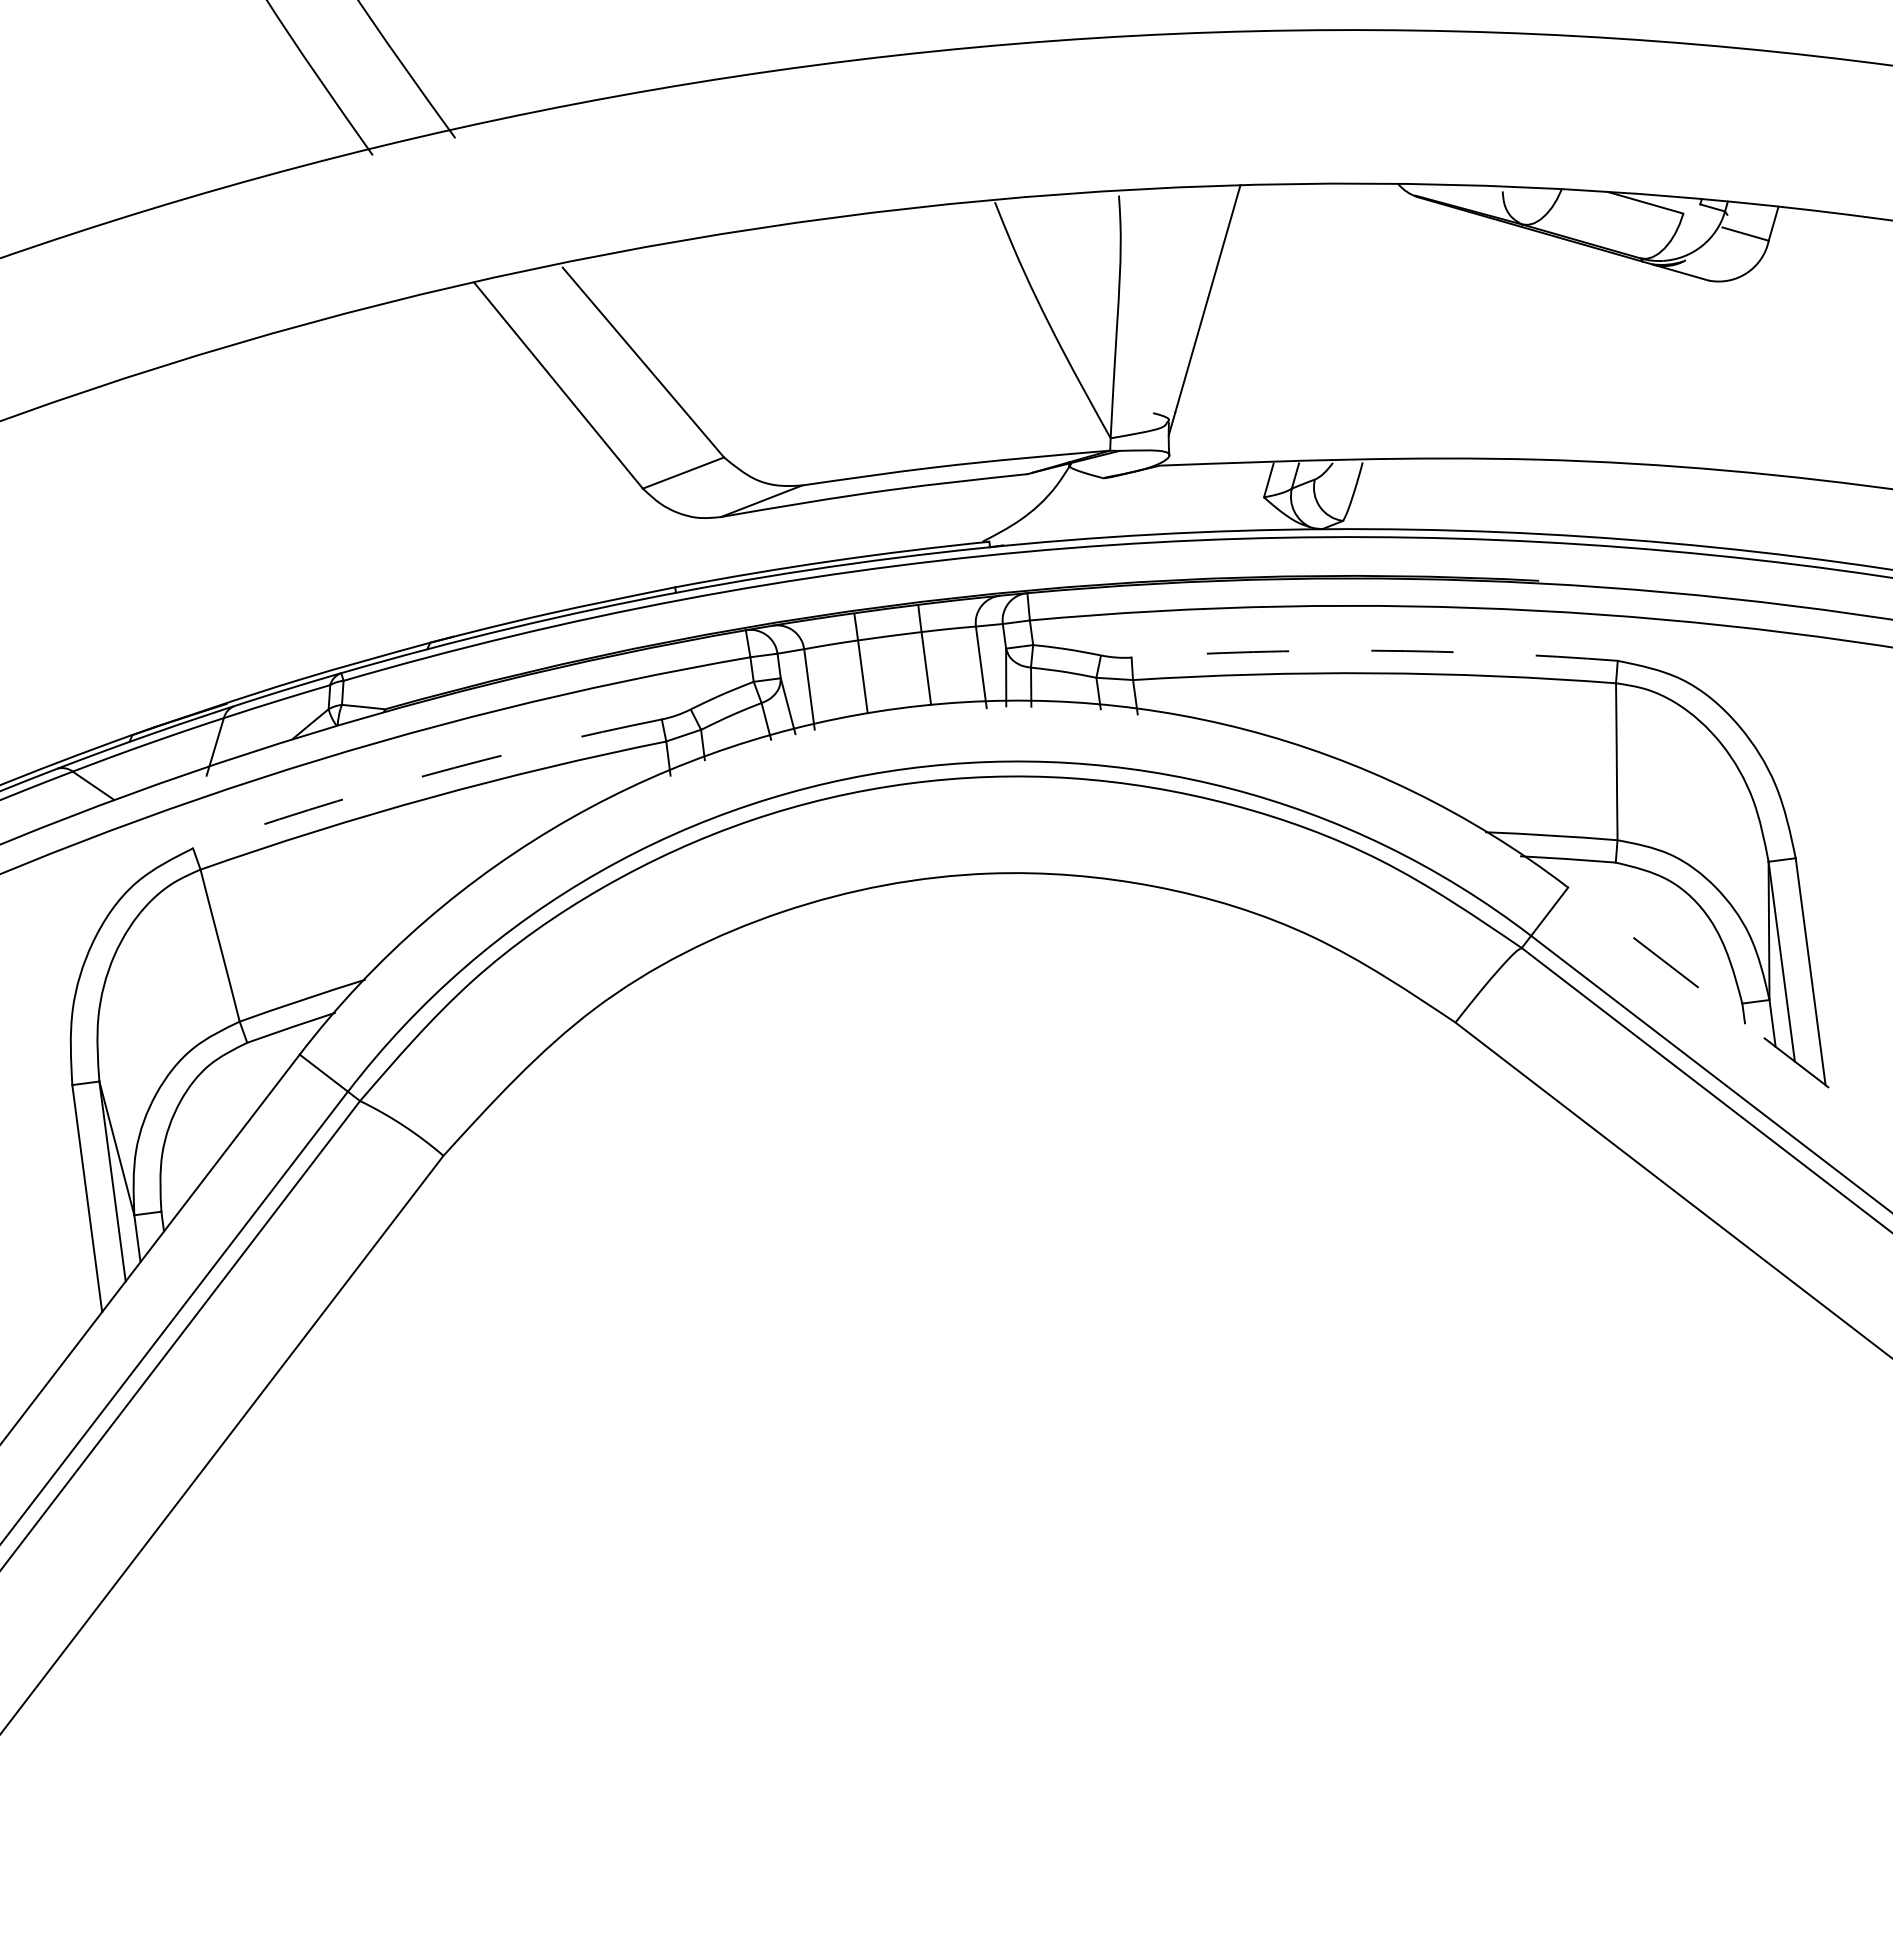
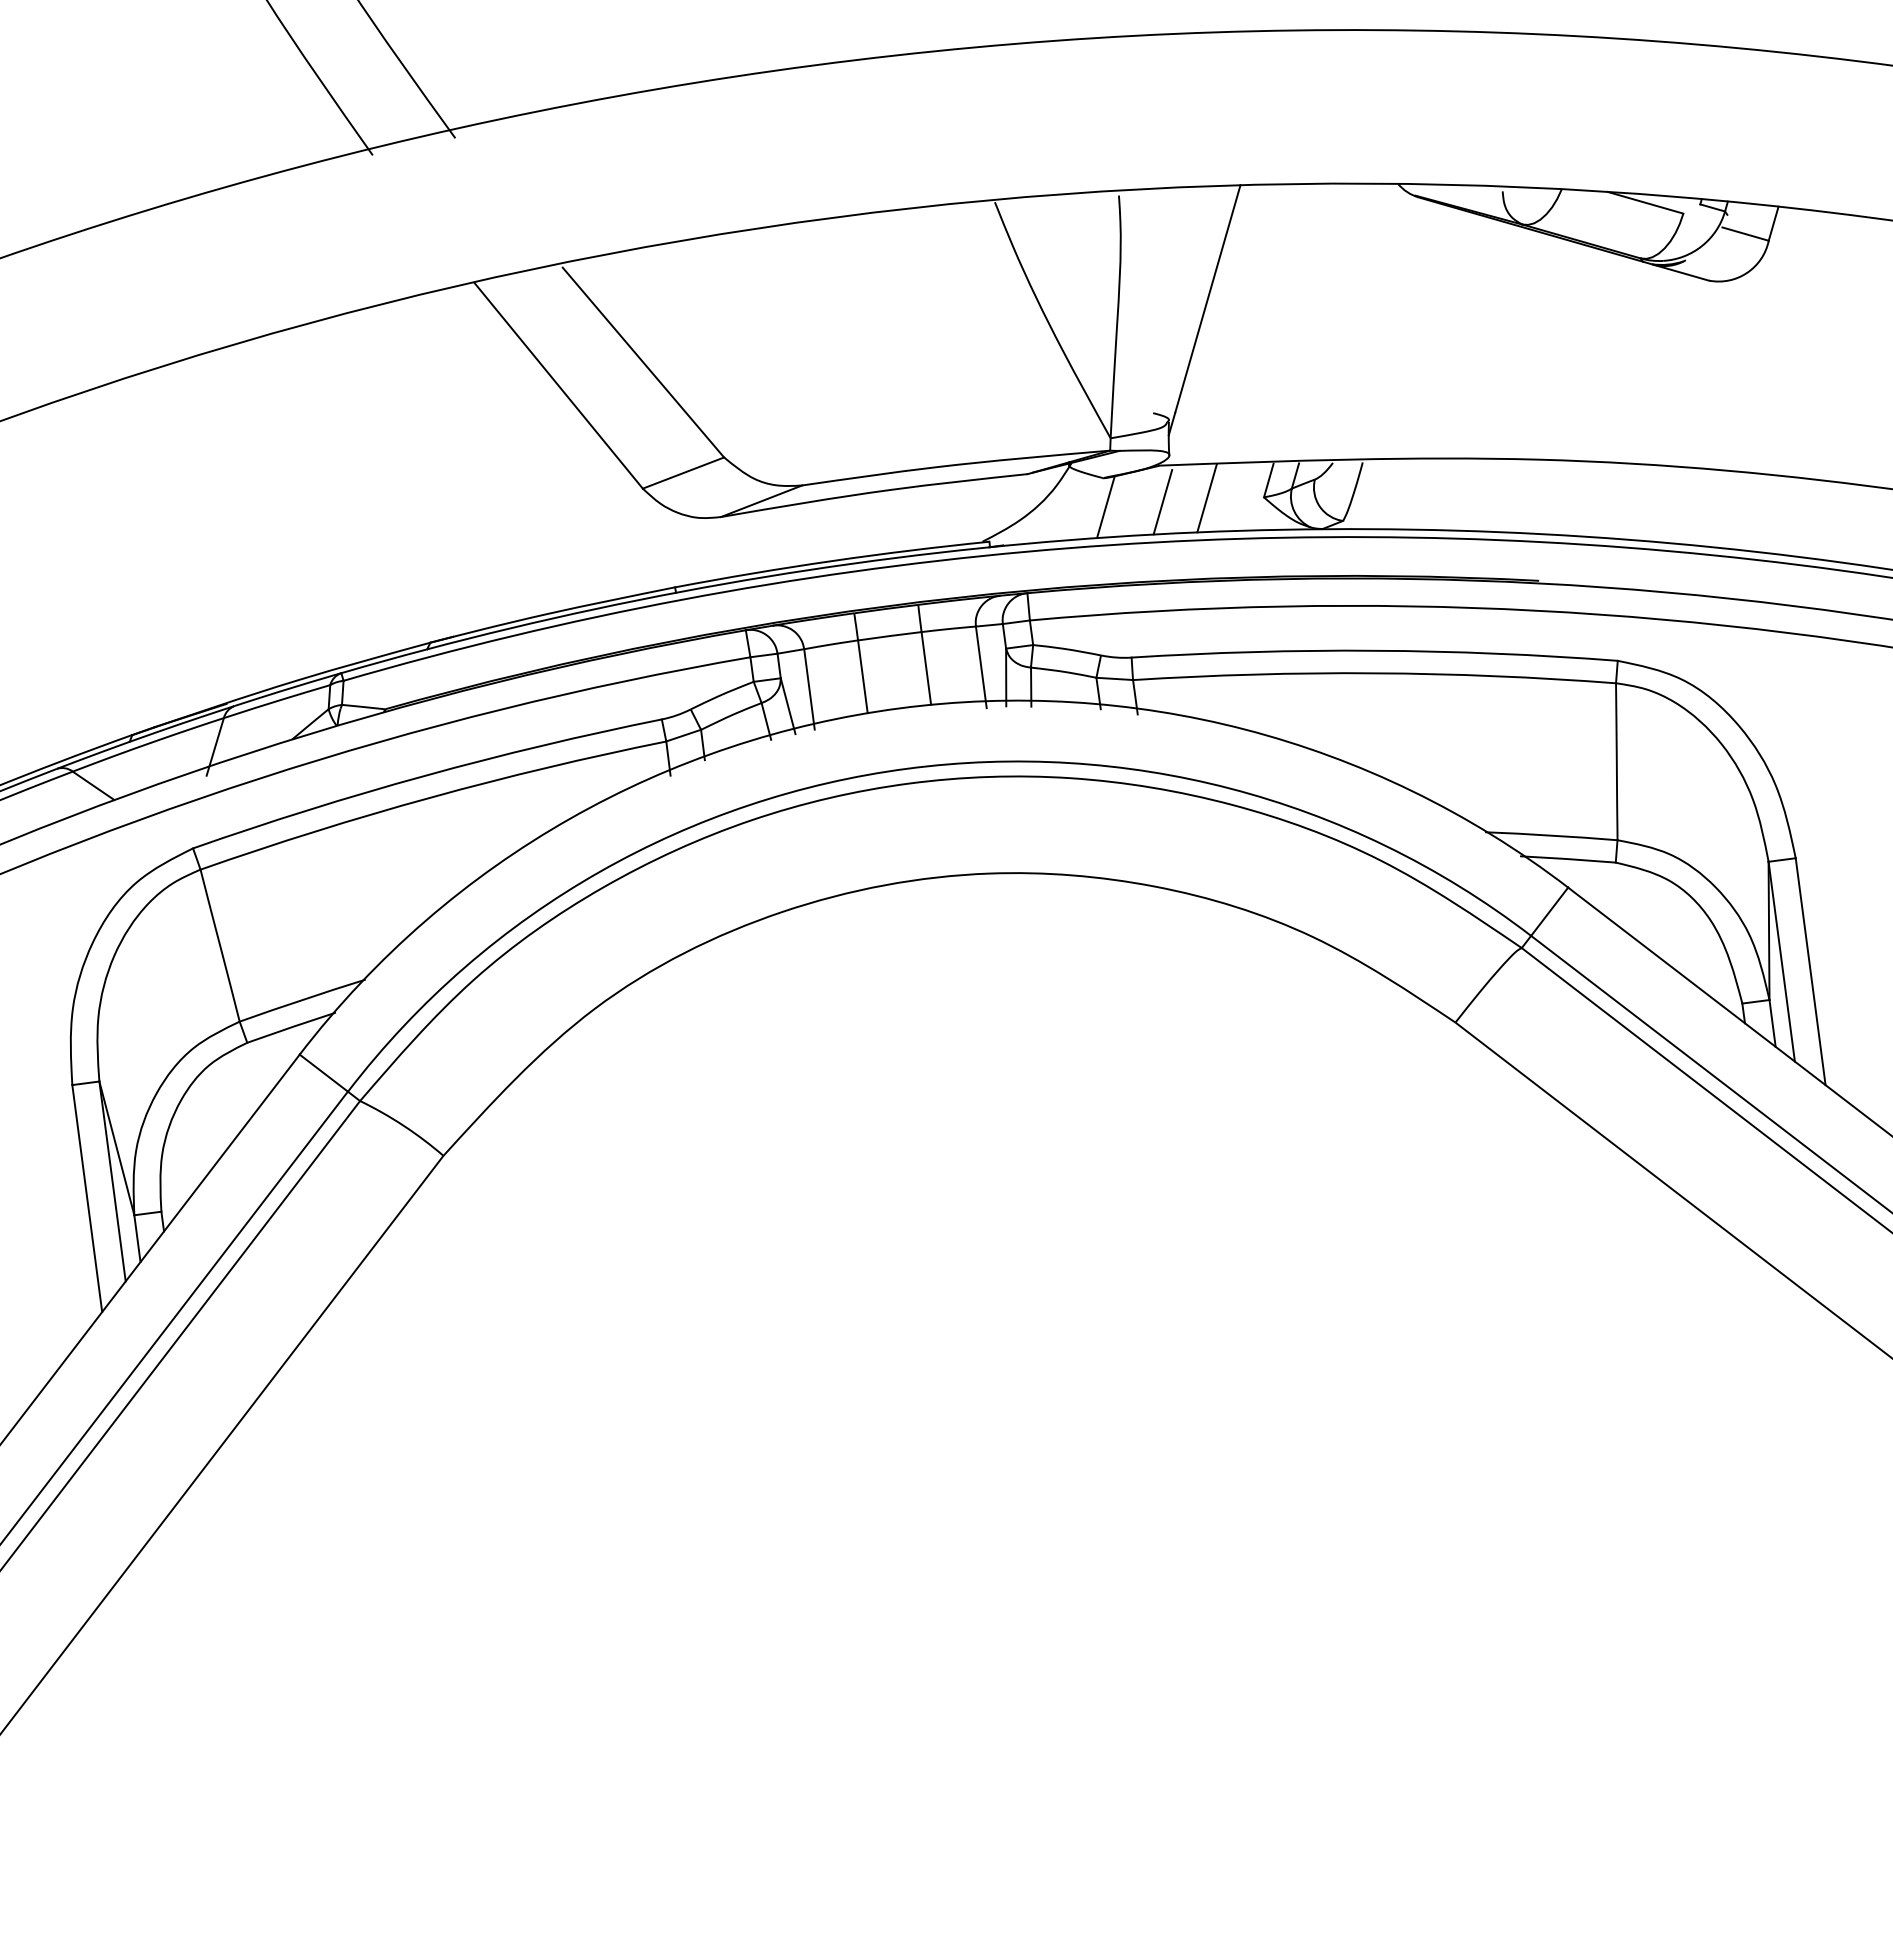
line: none -> present (1206, 498)
line: none -> present (1162, 501)
line: none -> present (1105, 507)
arc: dashed -> solid (1374, 650)
arc: dashed -> solid (425, 775)
line: dashed -> solid (1729, 1011)
